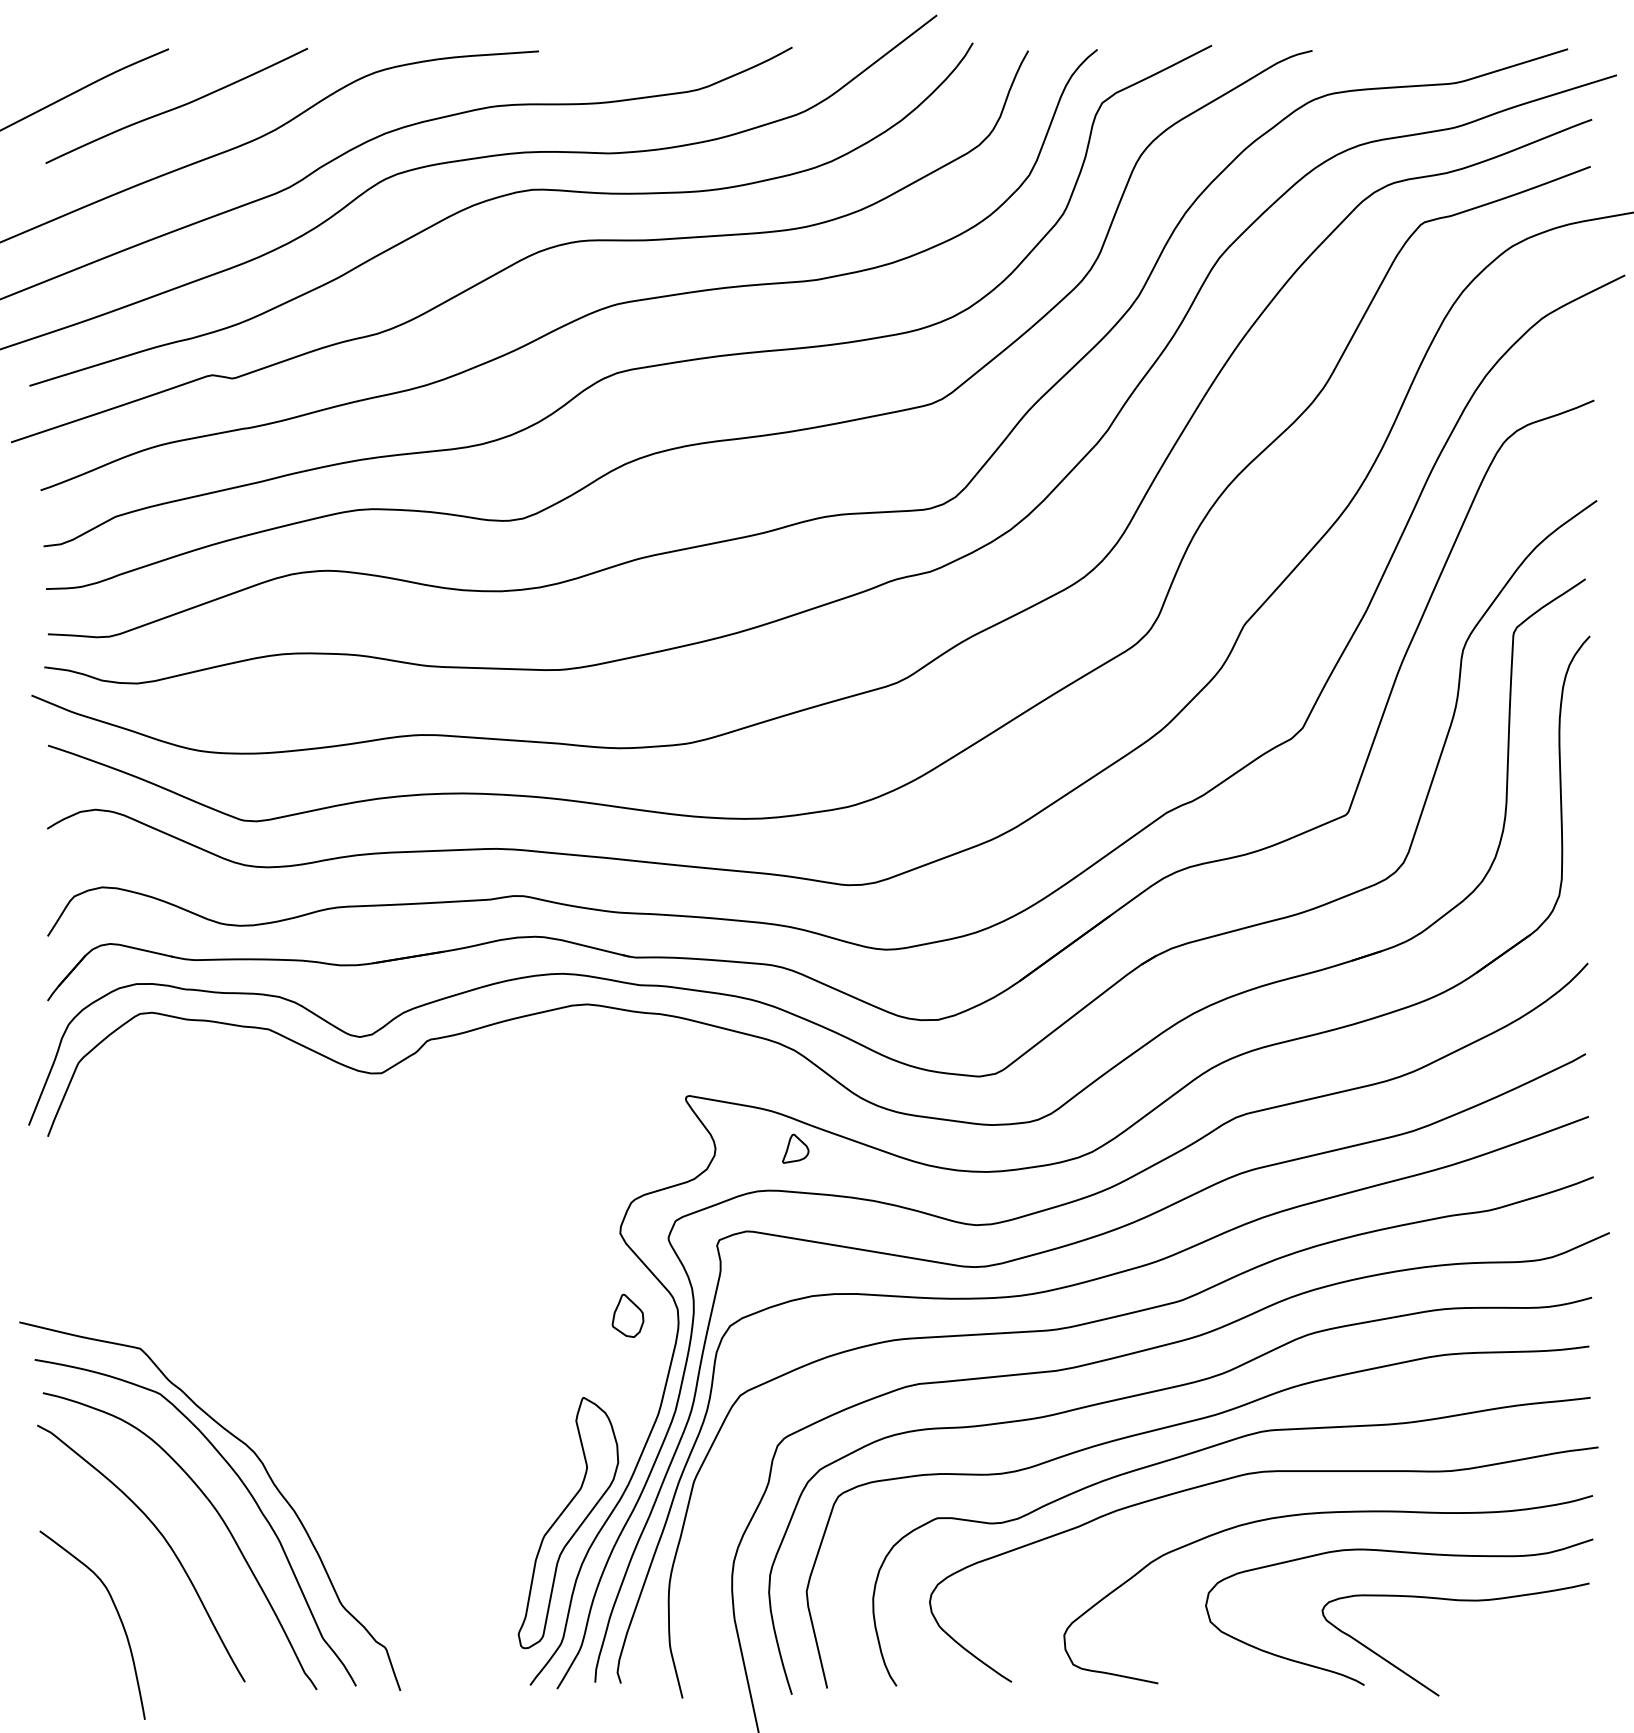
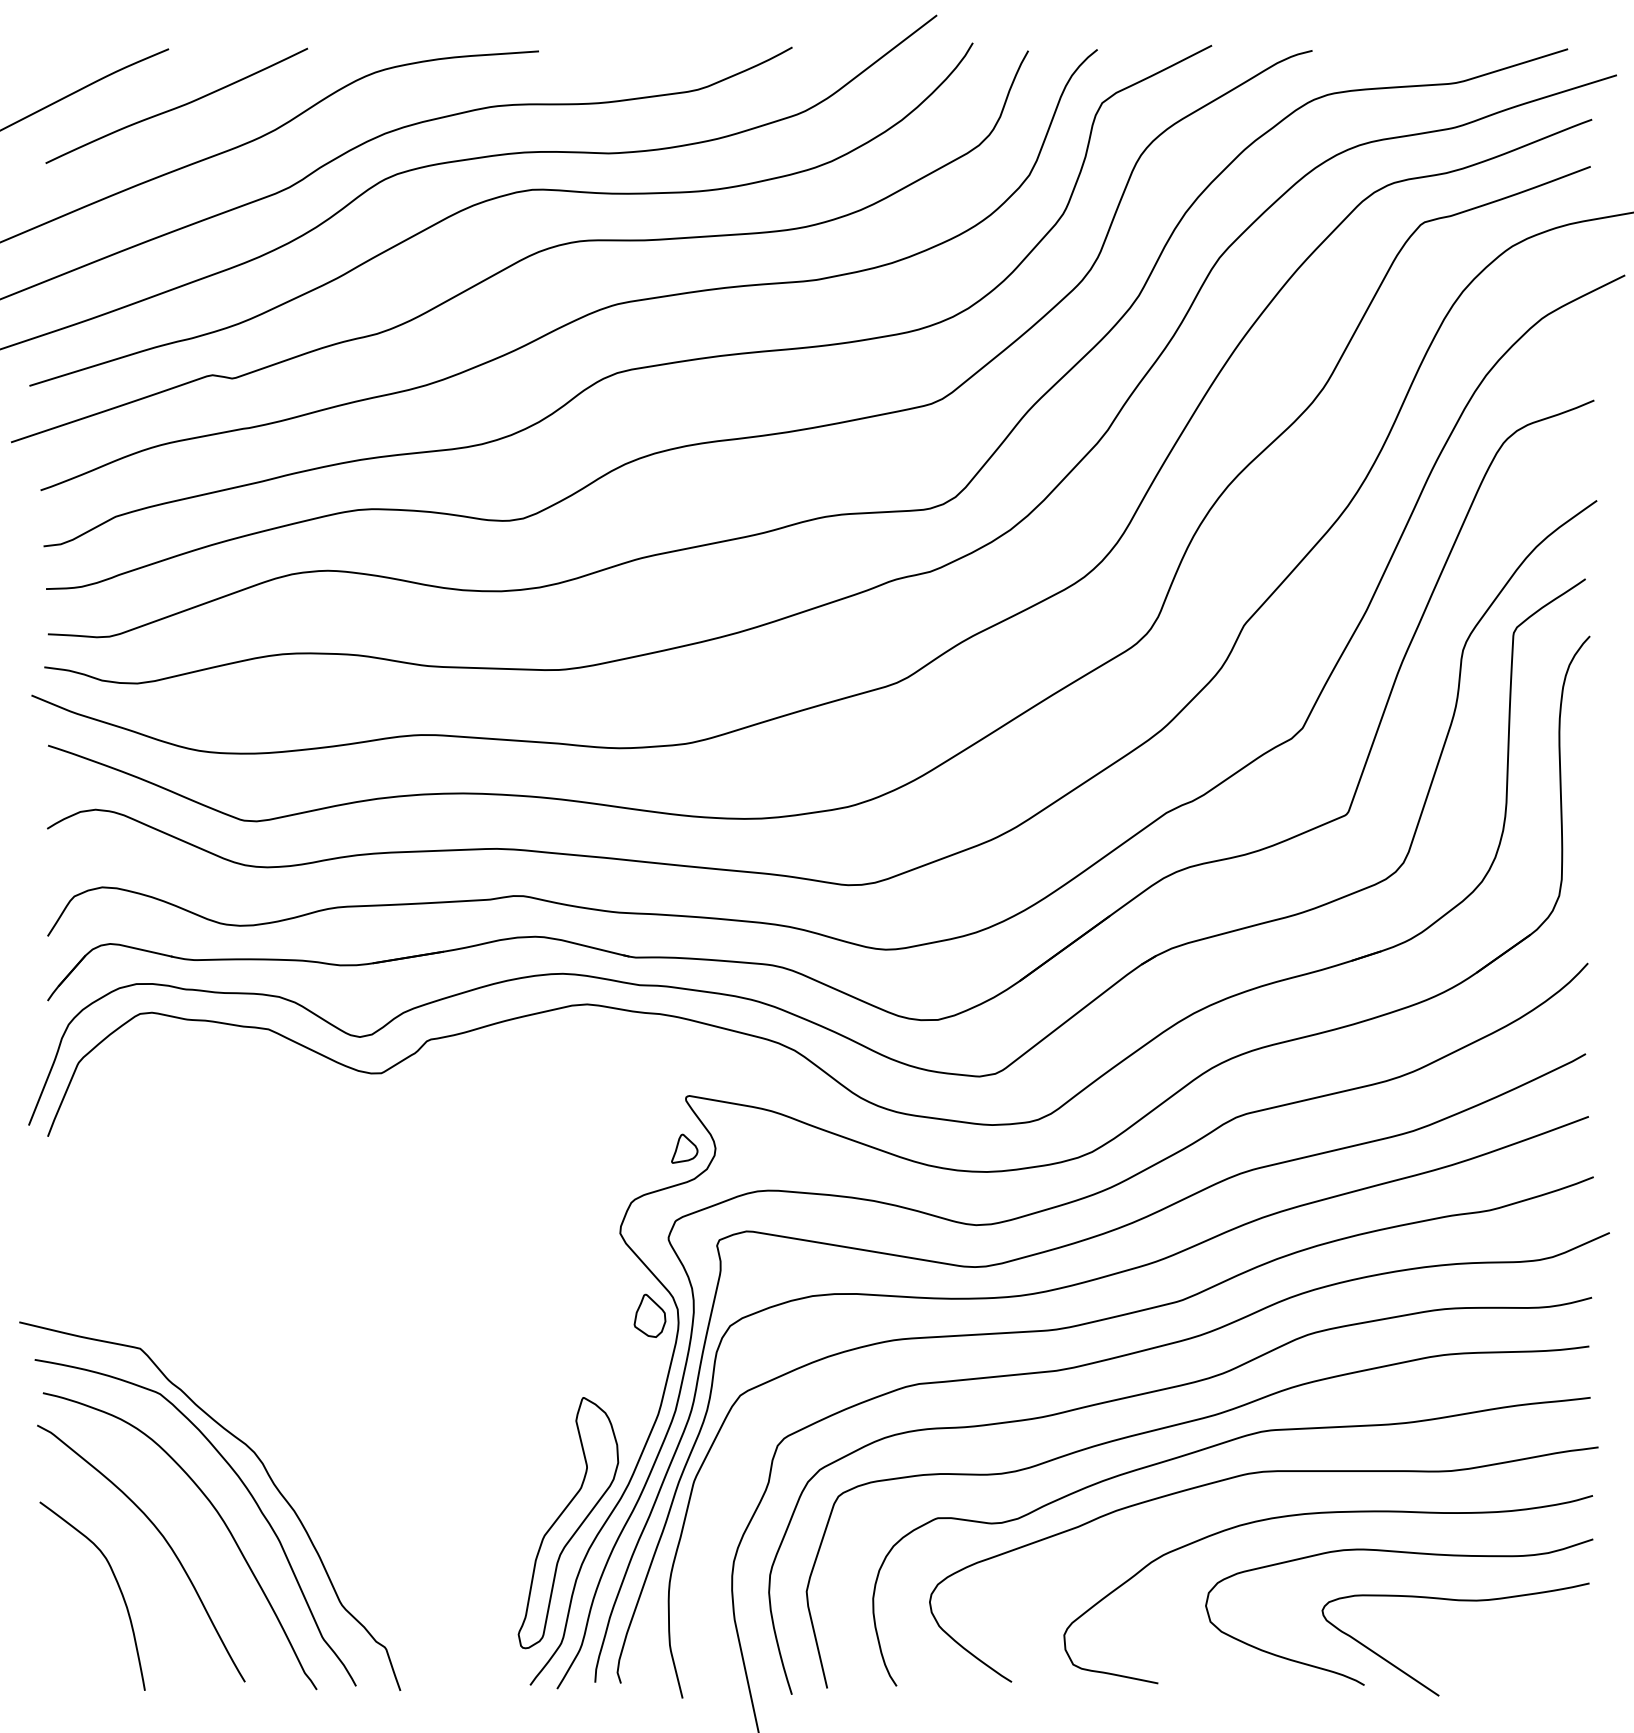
part position: (795, 1148) -> (684, 1148) (684, 1148)
part position: (627, 1315) -> (649, 1315) (649, 1315)
curve position: (116, 1612) -> (116, 1583) (116, 1583)
